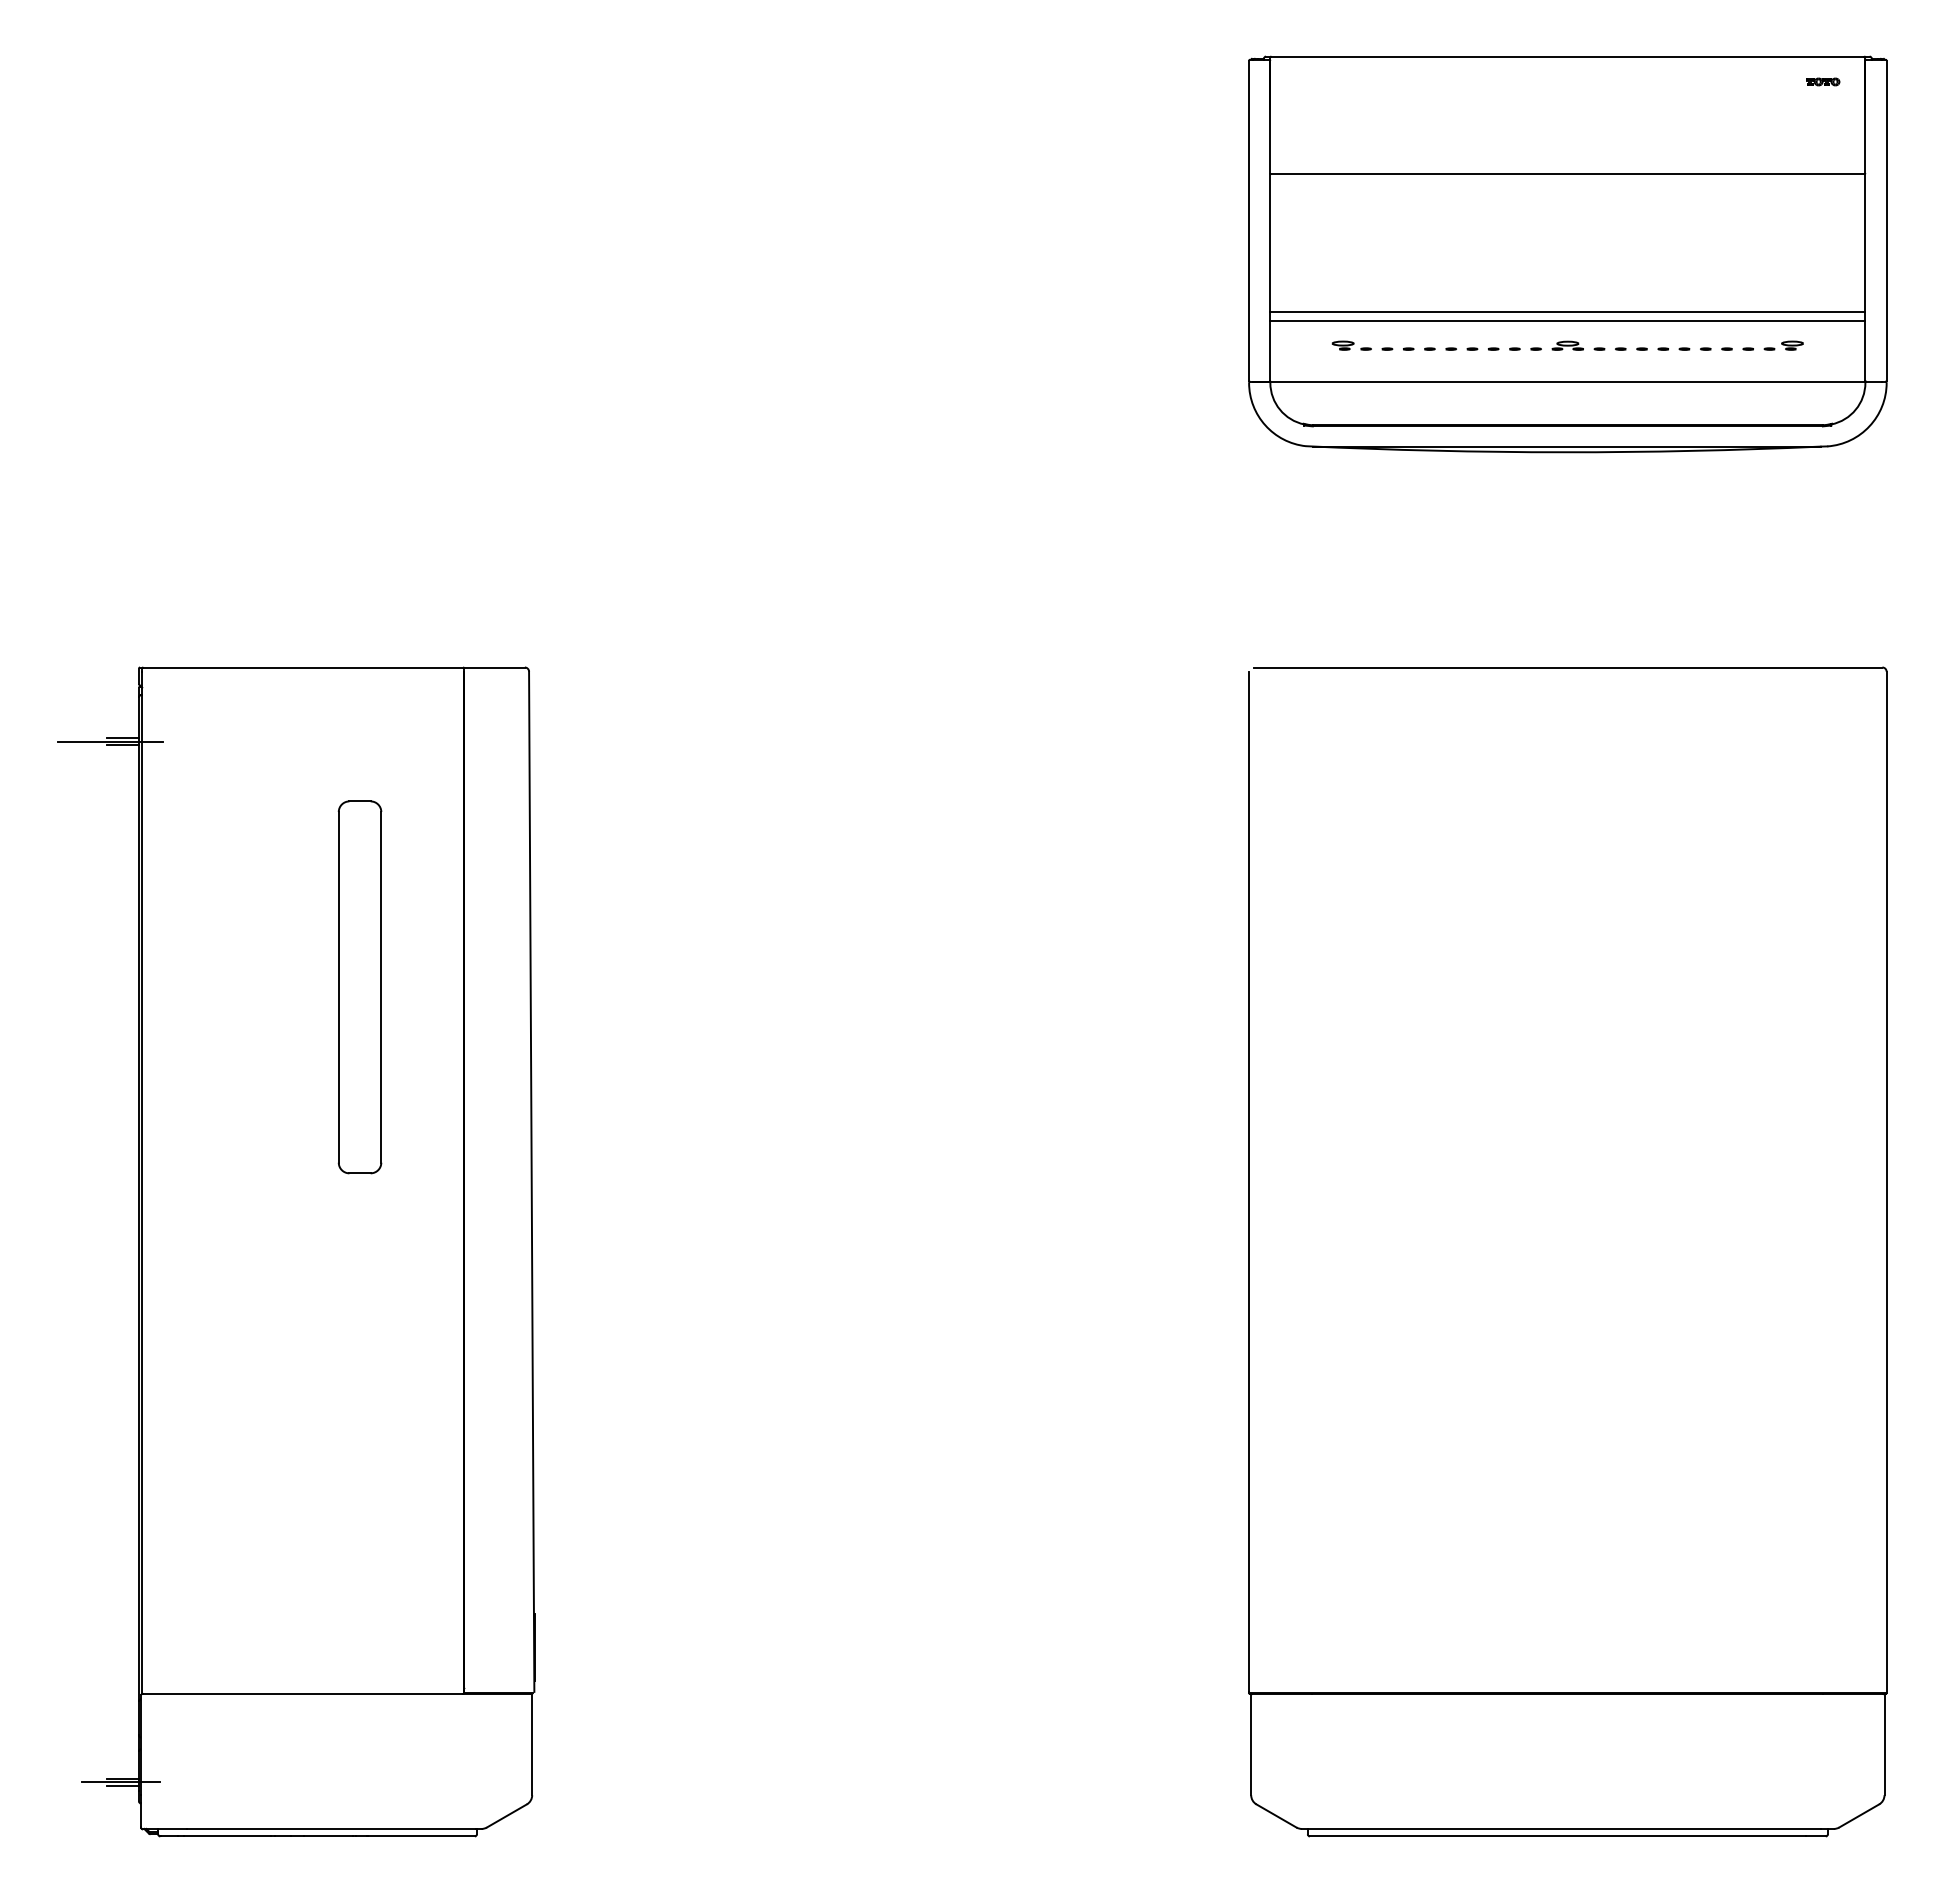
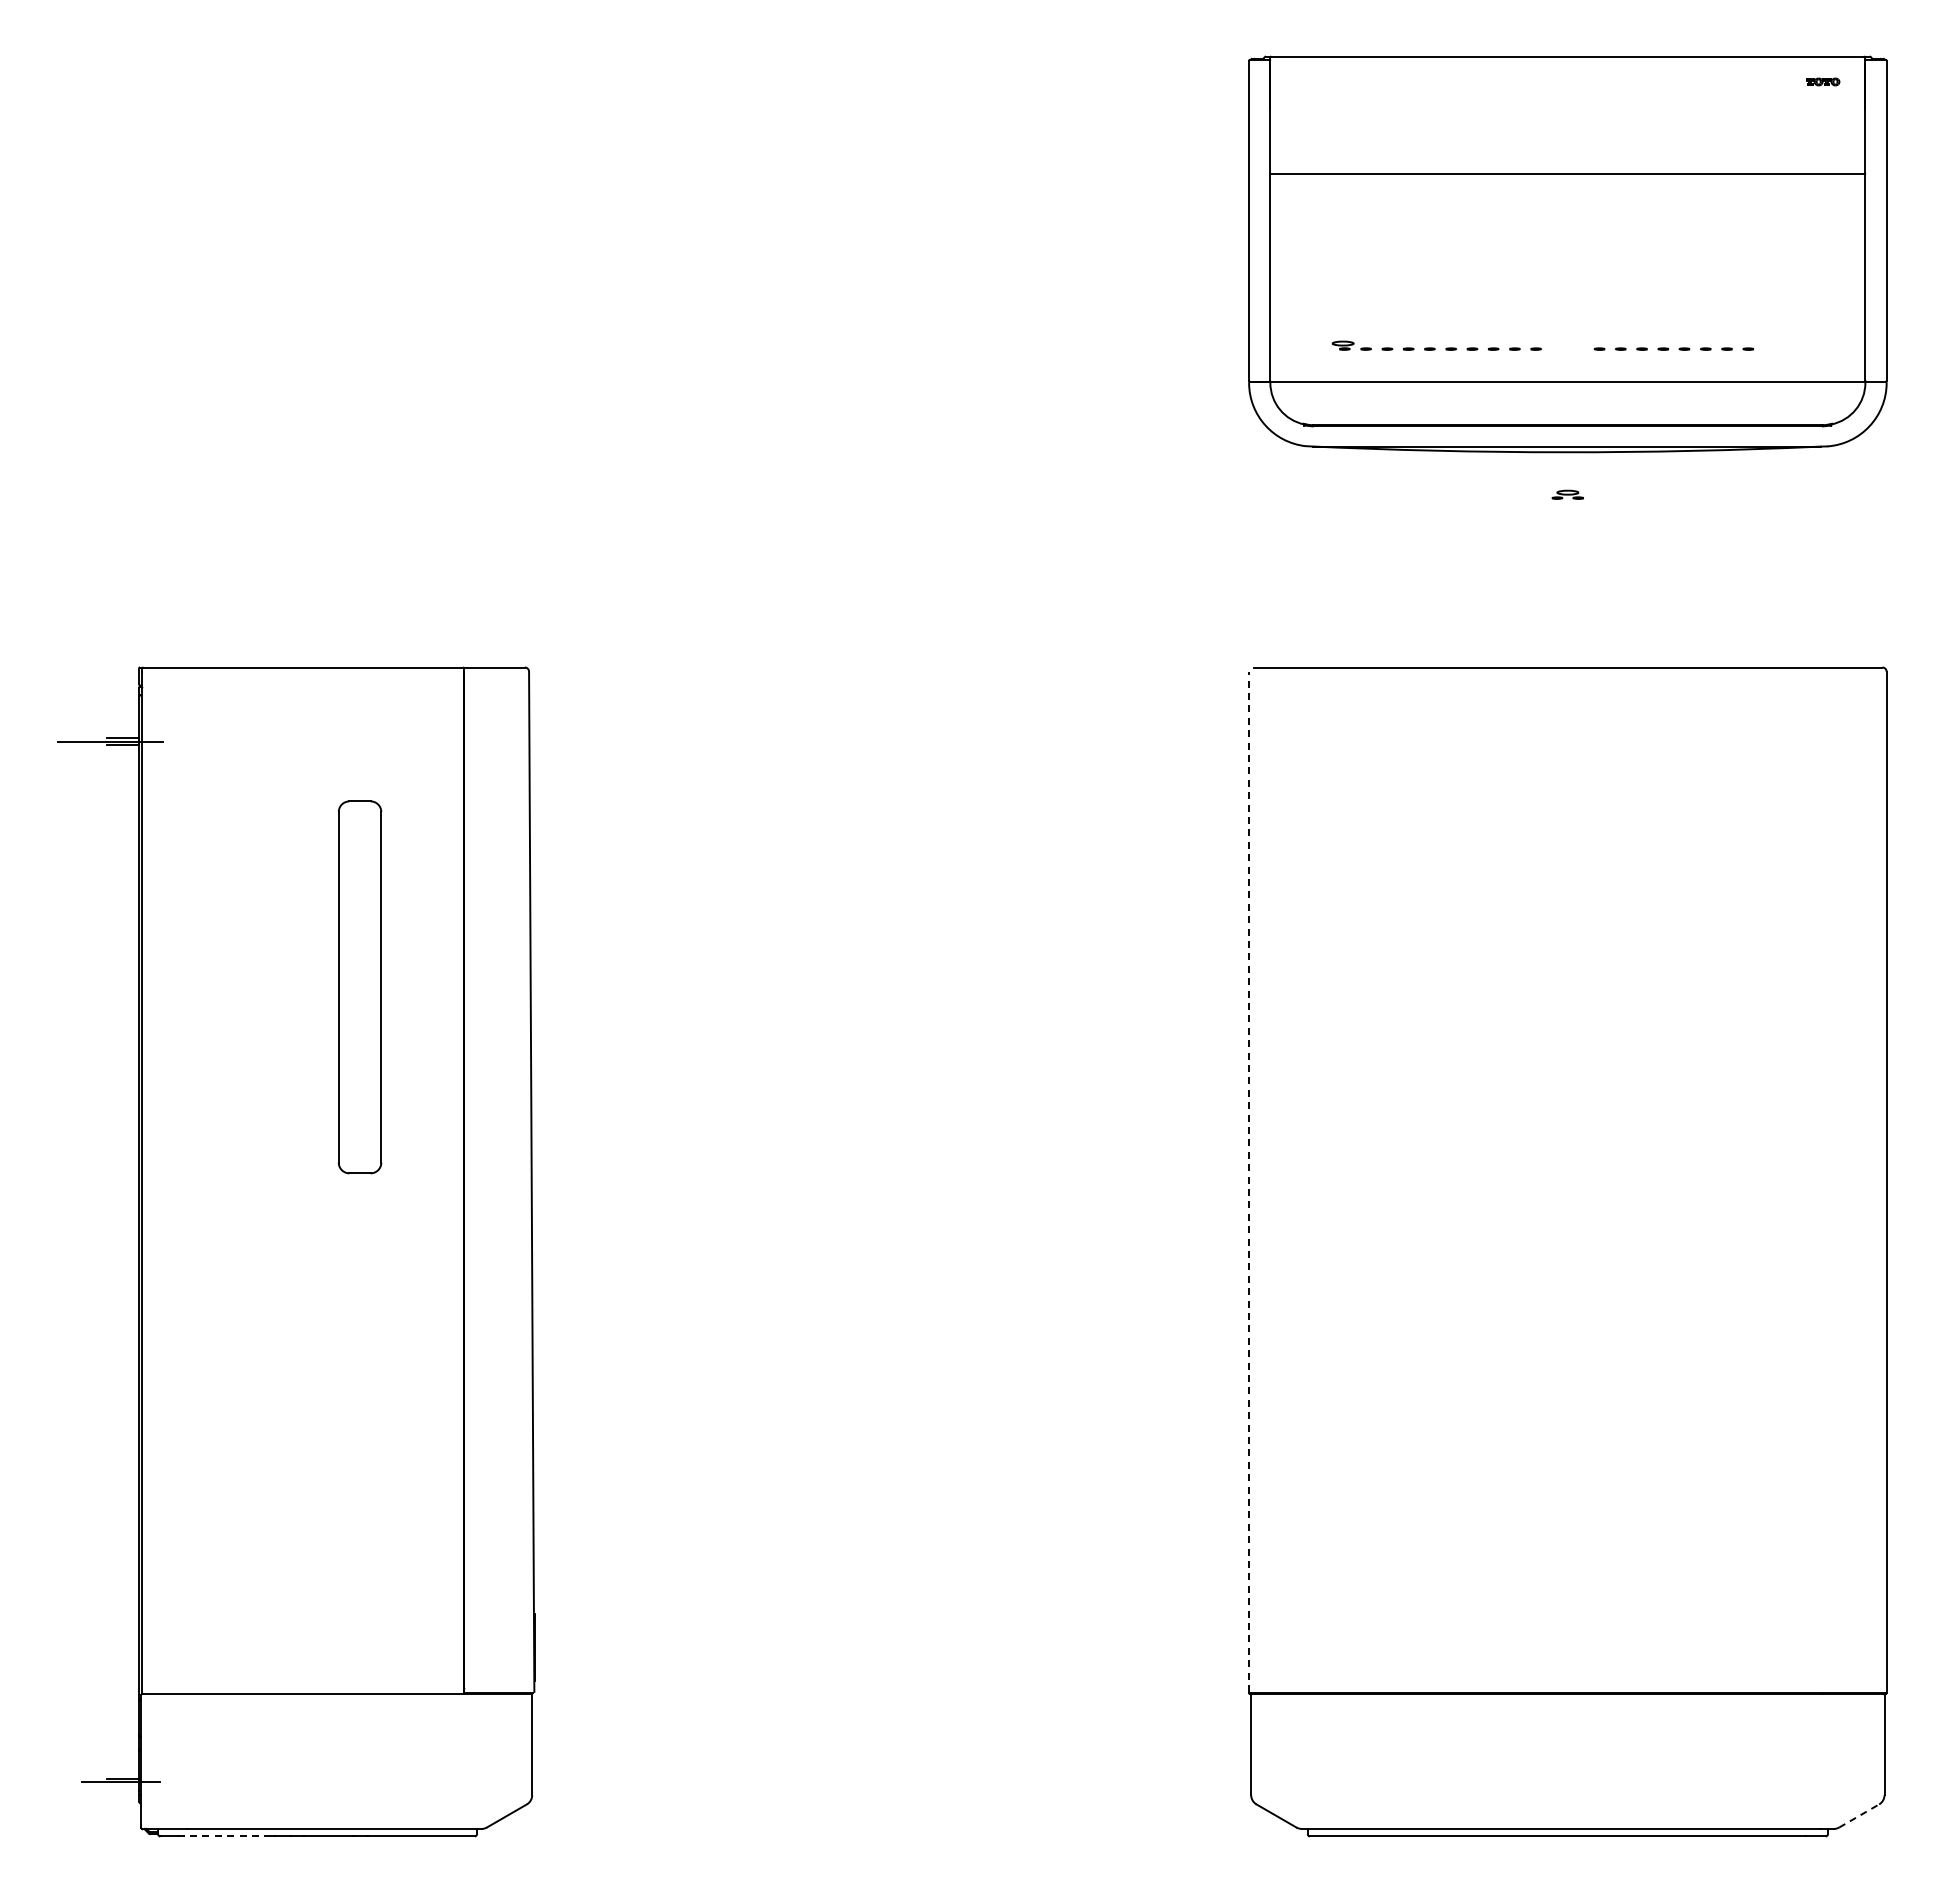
line: present -> none (1567, 312)
line: present -> none (1567, 321)
part position: (1567, 345) -> (1567, 494) (1567, 494)
part: present -> none (1783, 345)
line: solid -> dashed (1249, 1181)
line: present -> none (122, 1785)
line: solid -> dashed (1859, 1815)
line: solid -> dashed (227, 1836)
